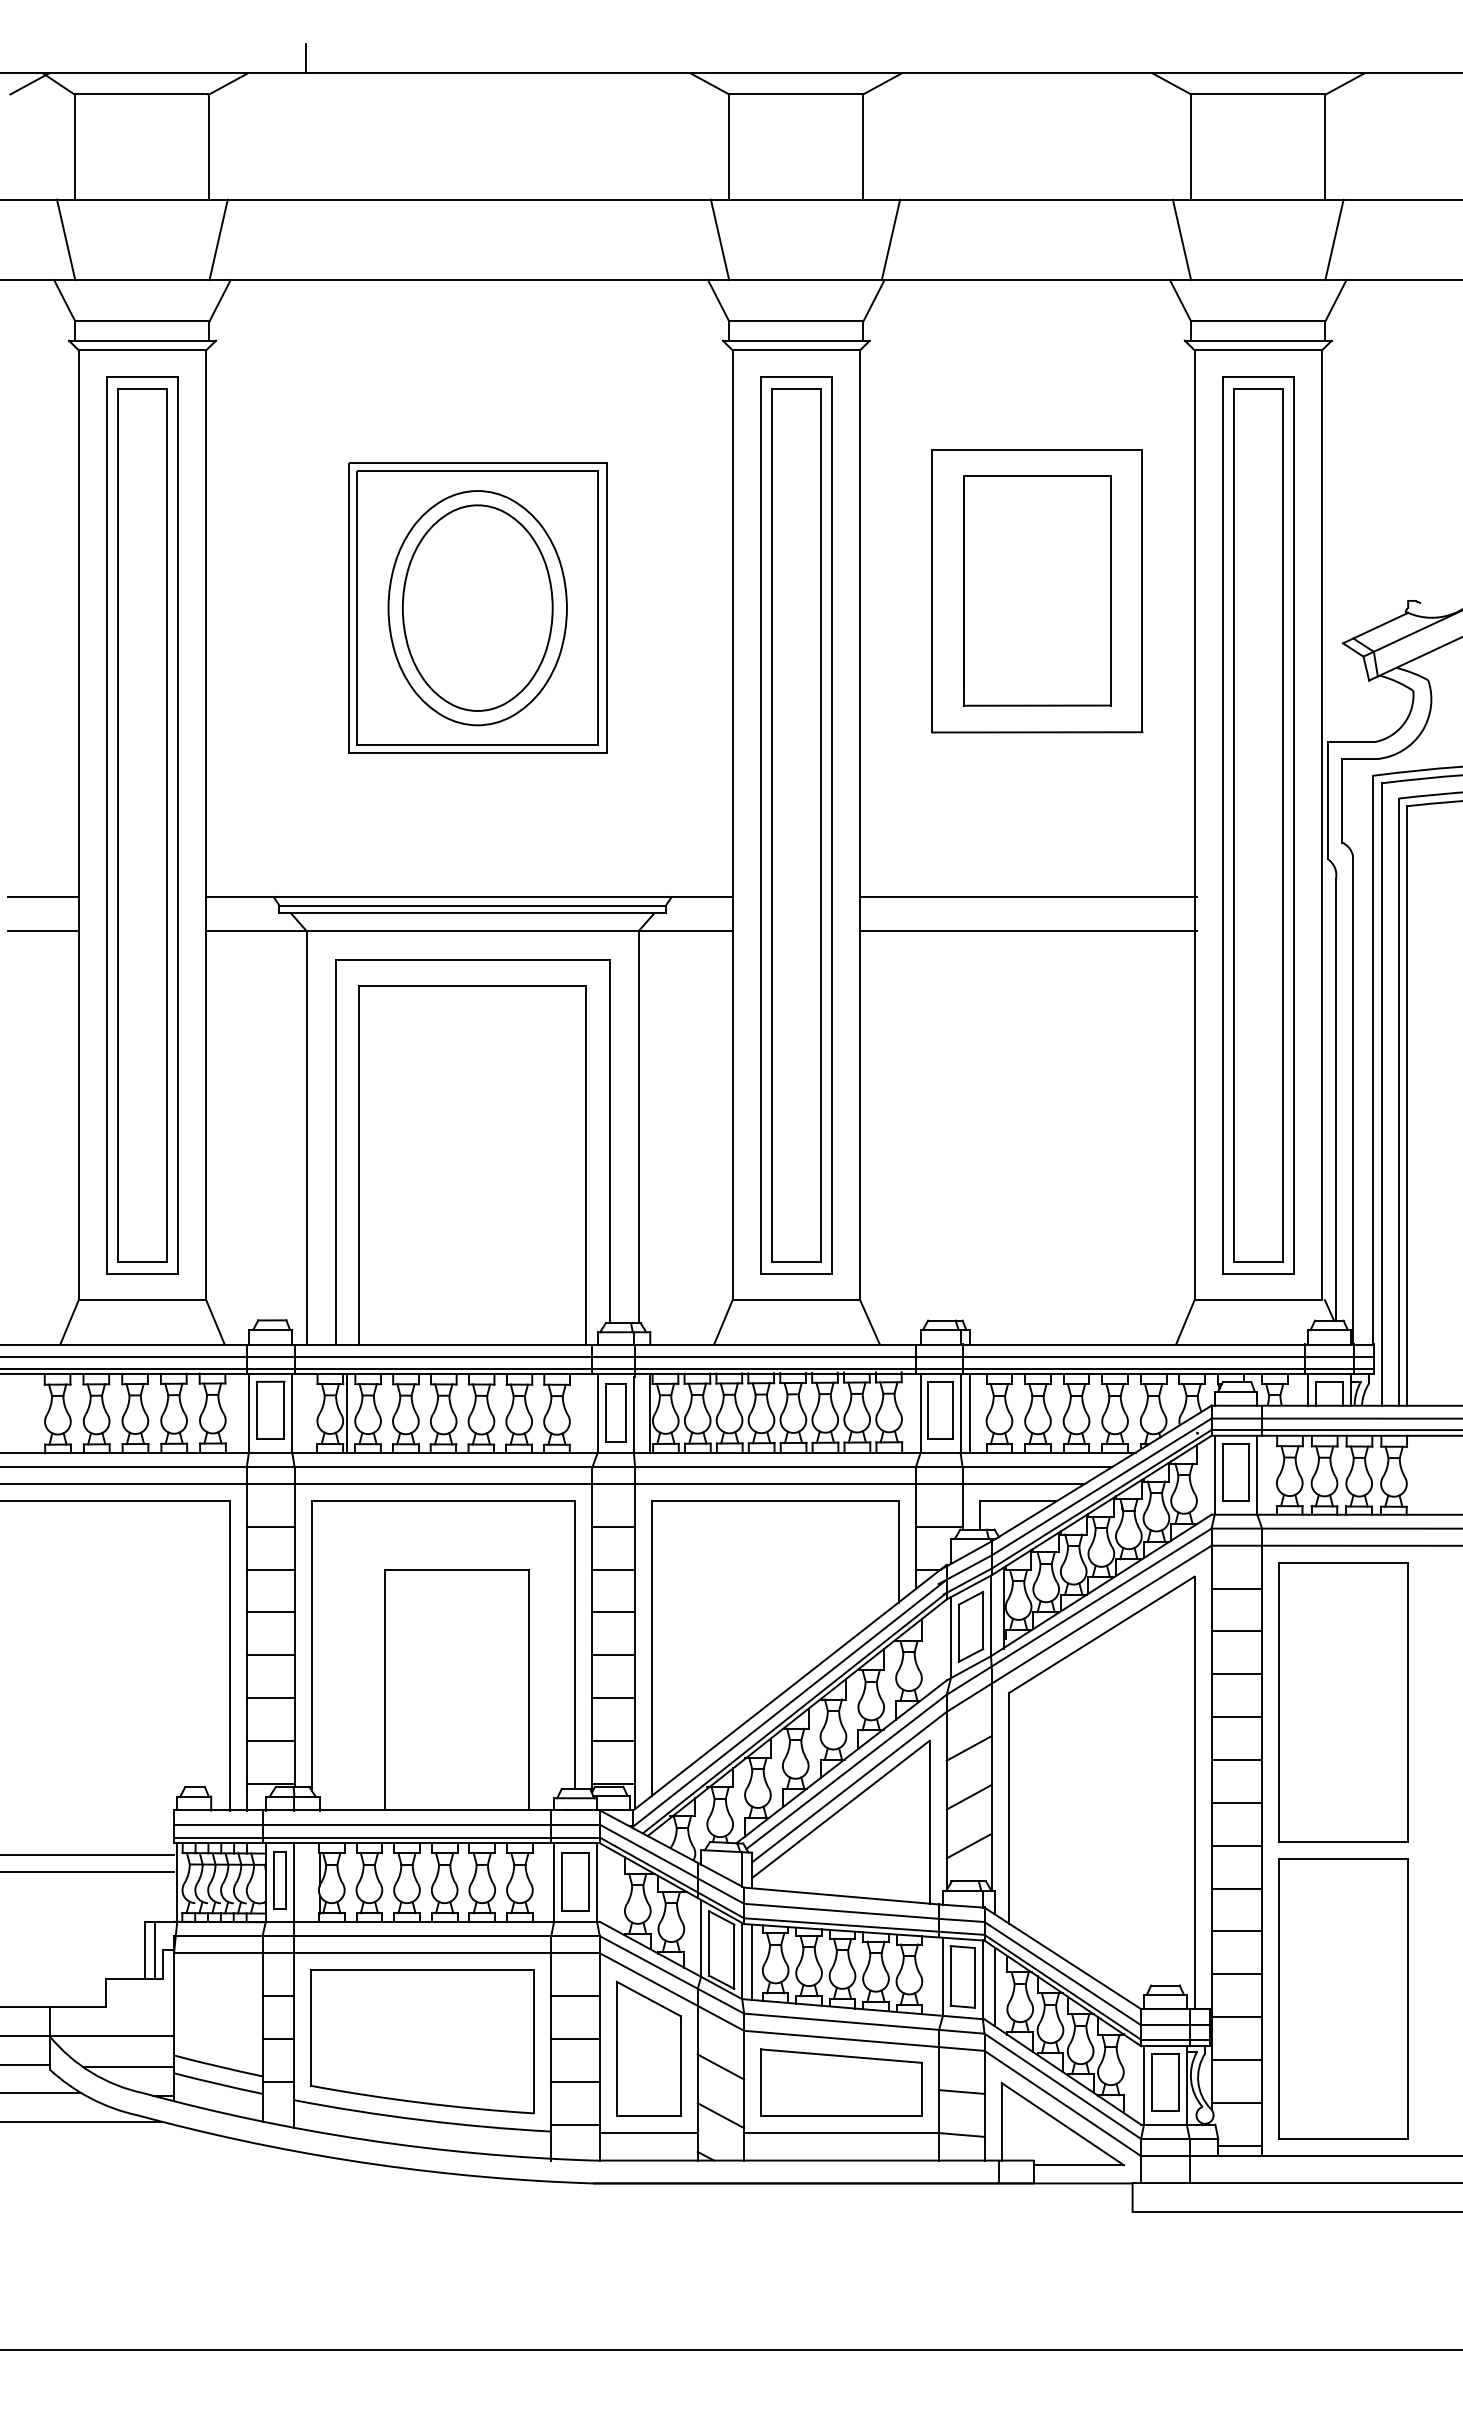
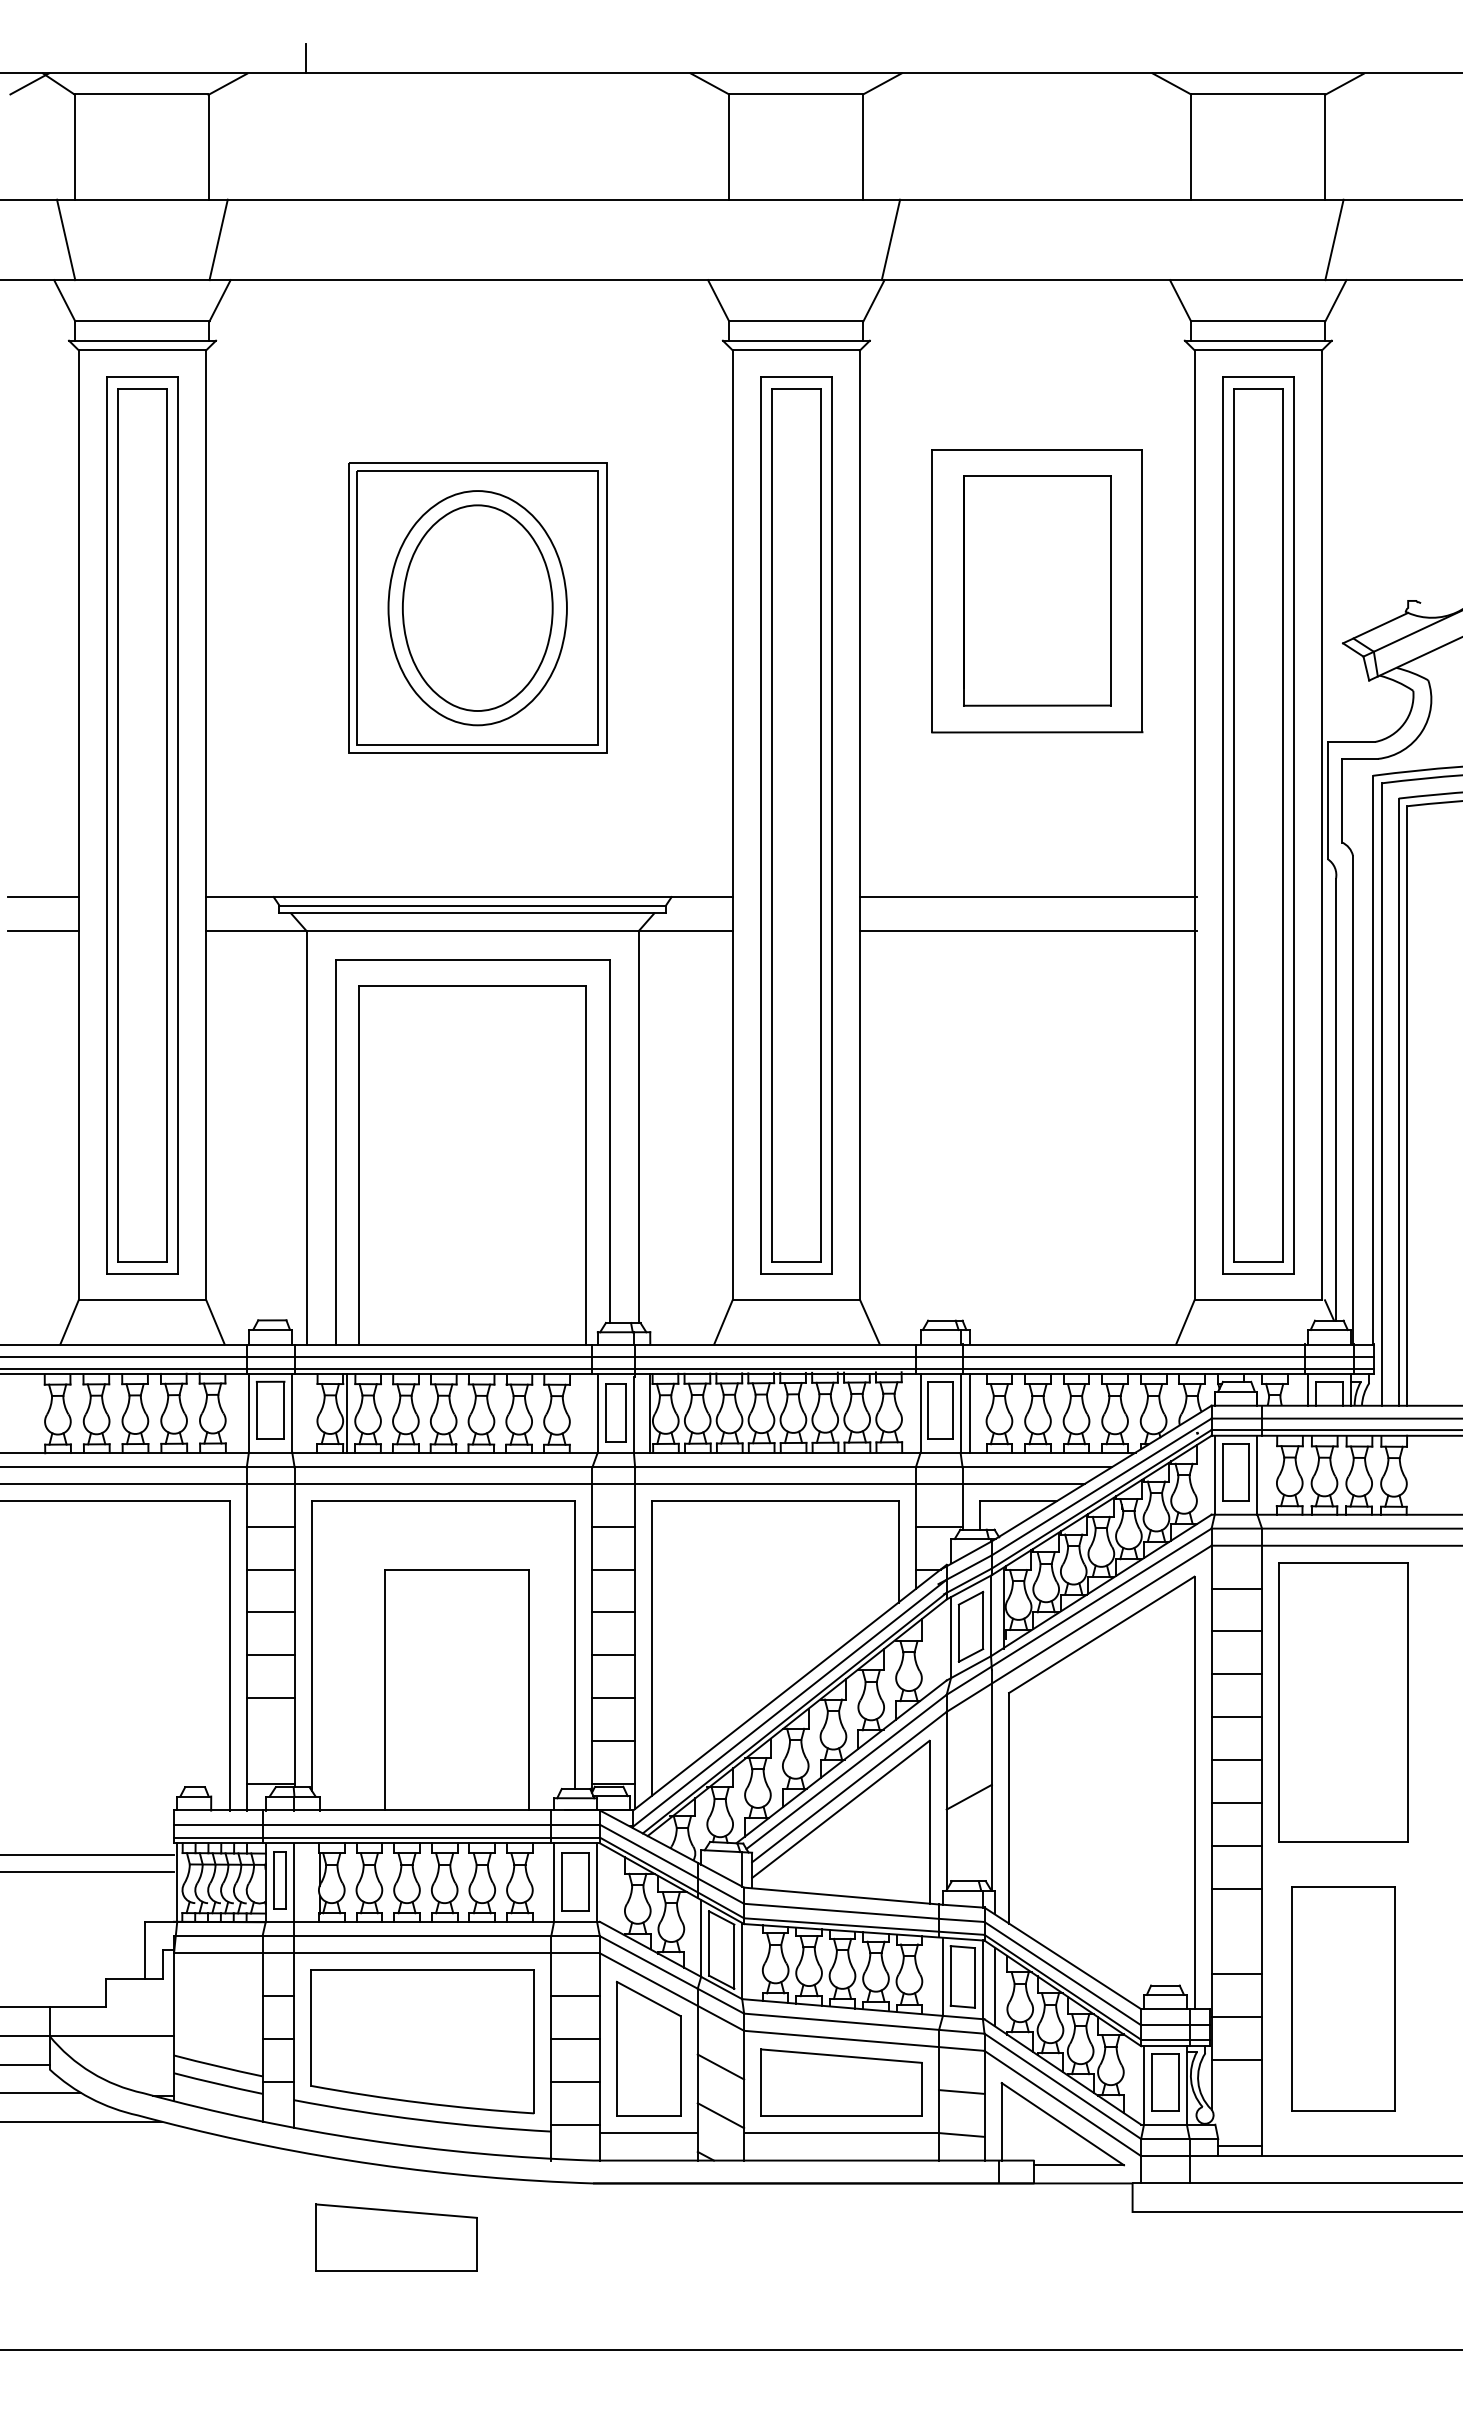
line: present -> none (719, 239)
line: present -> none (1181, 239)
line: present -> none (270, 1741)
line: present -> none (968, 1748)
line: present -> none (968, 1845)
line: present -> none (1236, 1931)
line: present -> none (155, 1949)
line: present -> none (752, 1961)
part size: 131x282 px -> 105x226 px (1343, 1998)
line: present -> none (128, 2067)
line: present -> none (1236, 2102)
part: none -> present (396, 2237)
